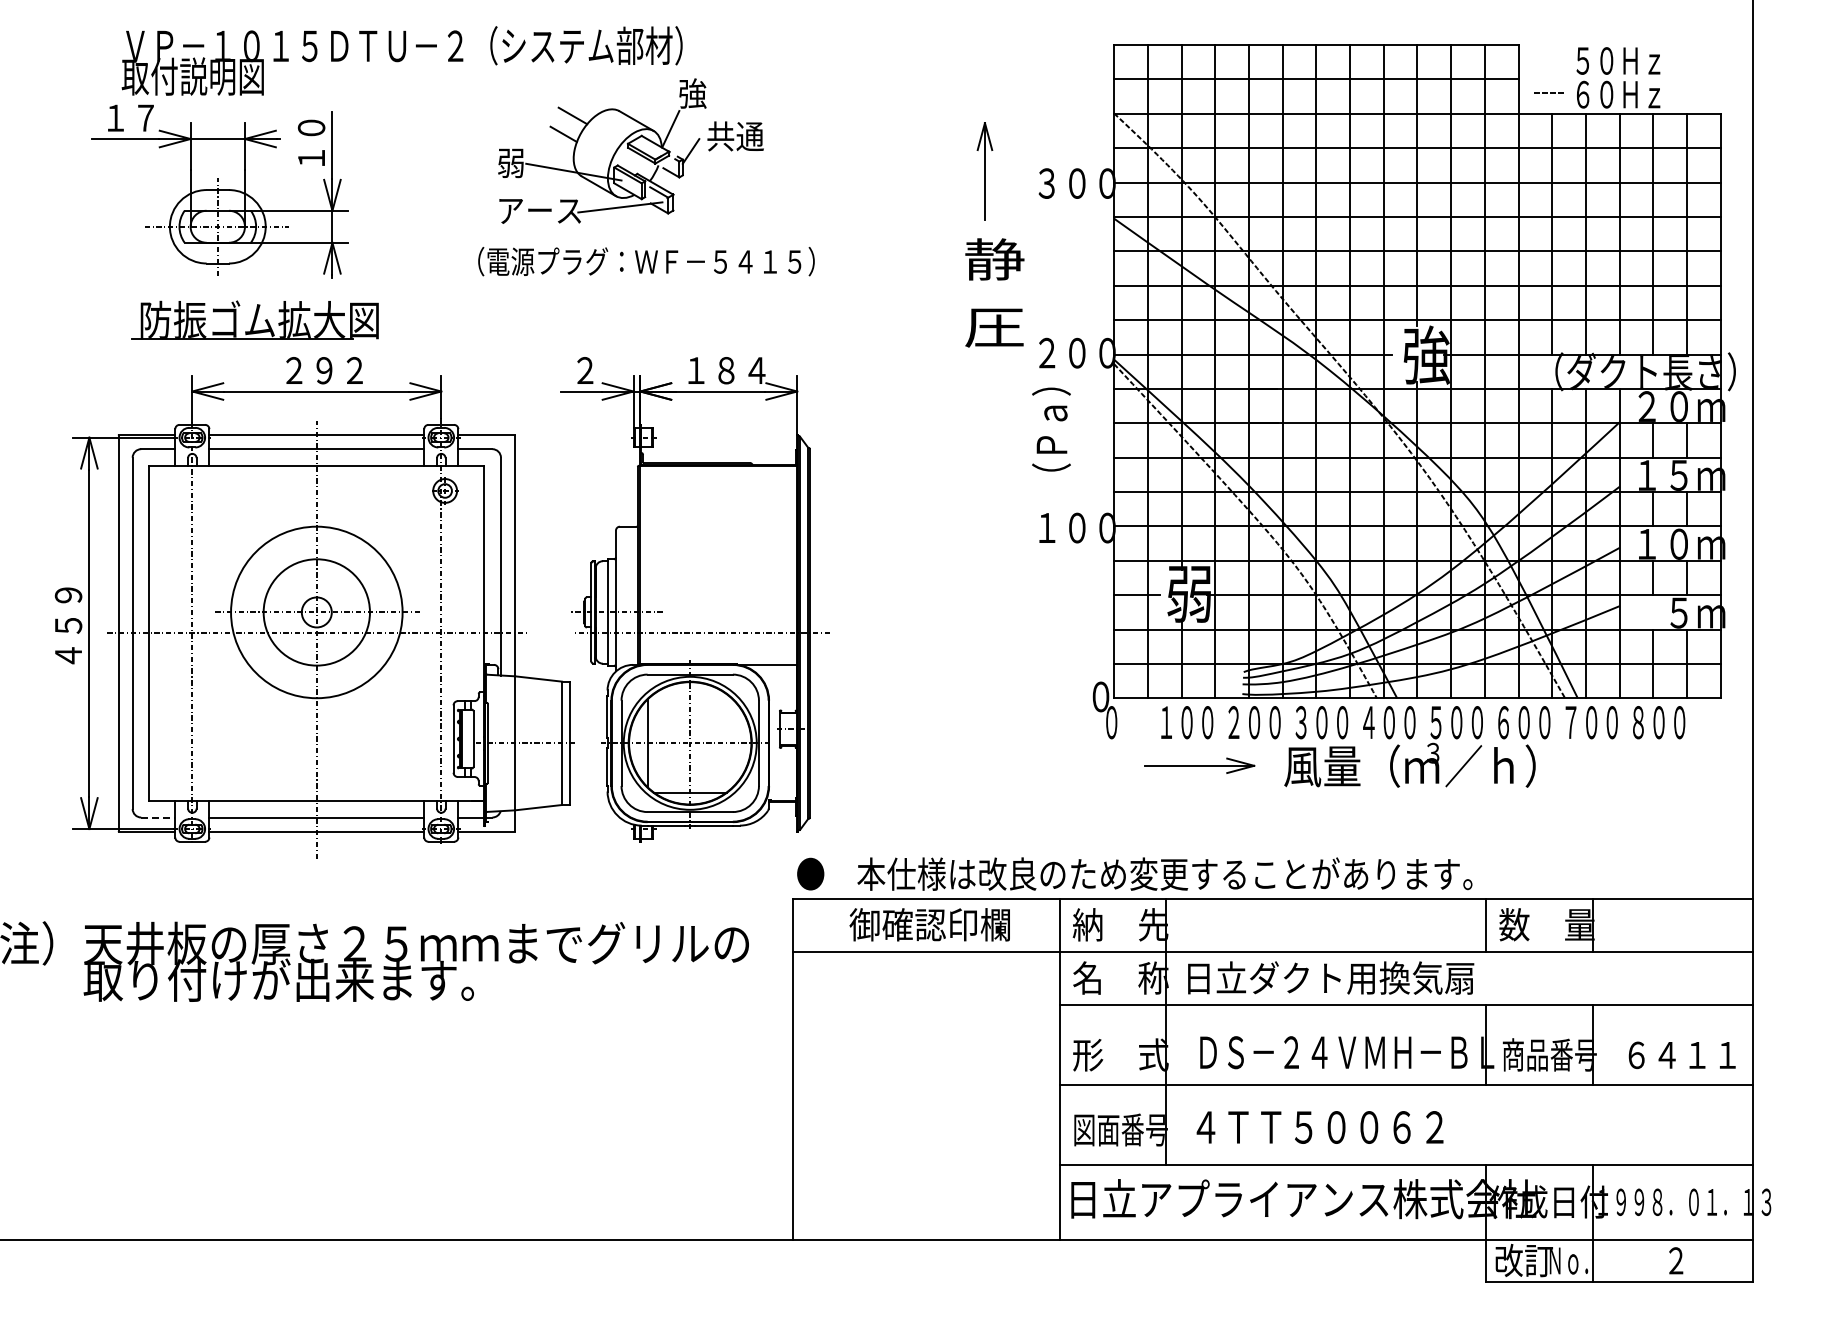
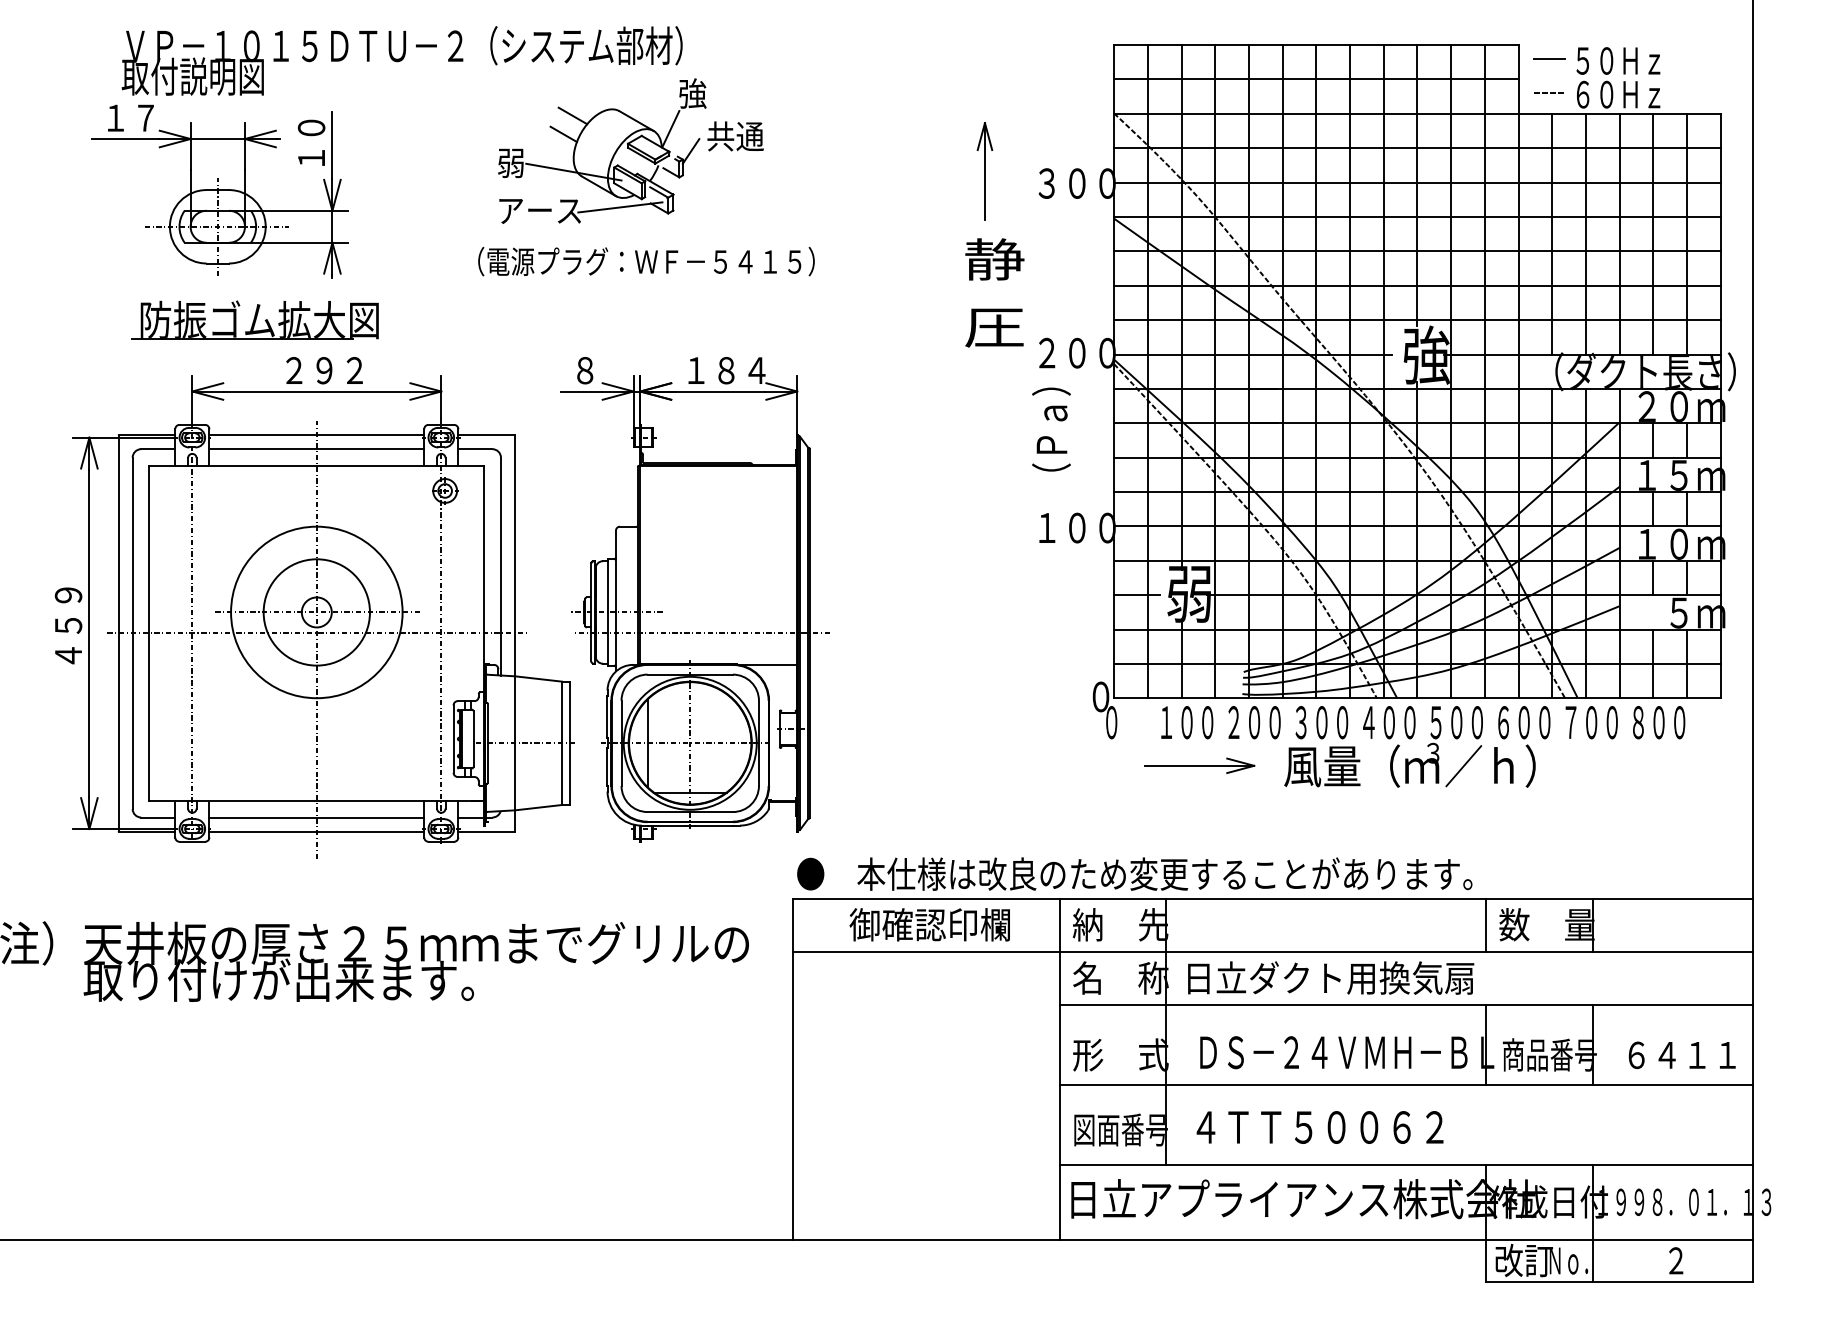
line: none -> present (1549, 58)
text: ２ -> ８ (585, 370)
line: dashed -> solid (158, 817)
